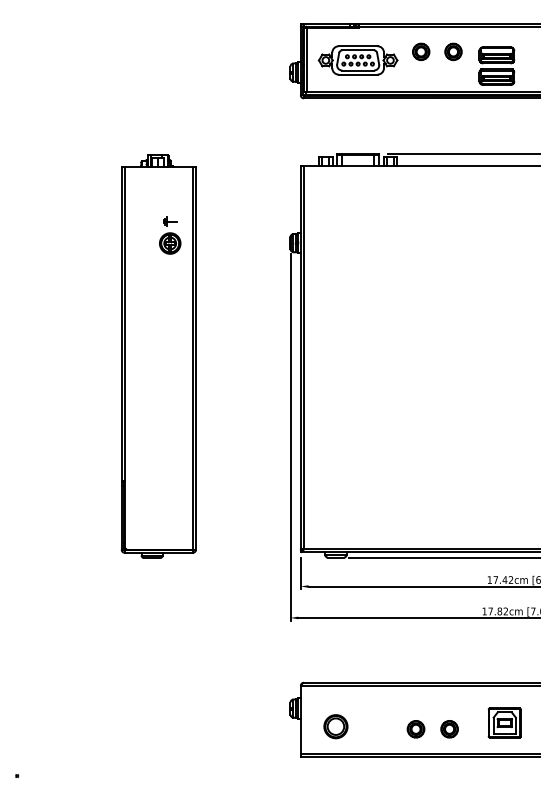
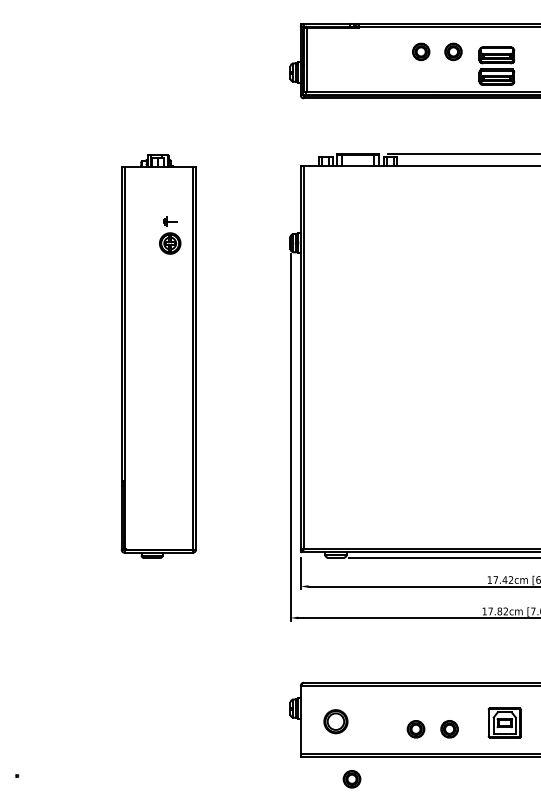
part: present -> none (357, 60)
part position: (335, 726) -> (335, 721) (335, 721)
part: none -> present (351, 779)
